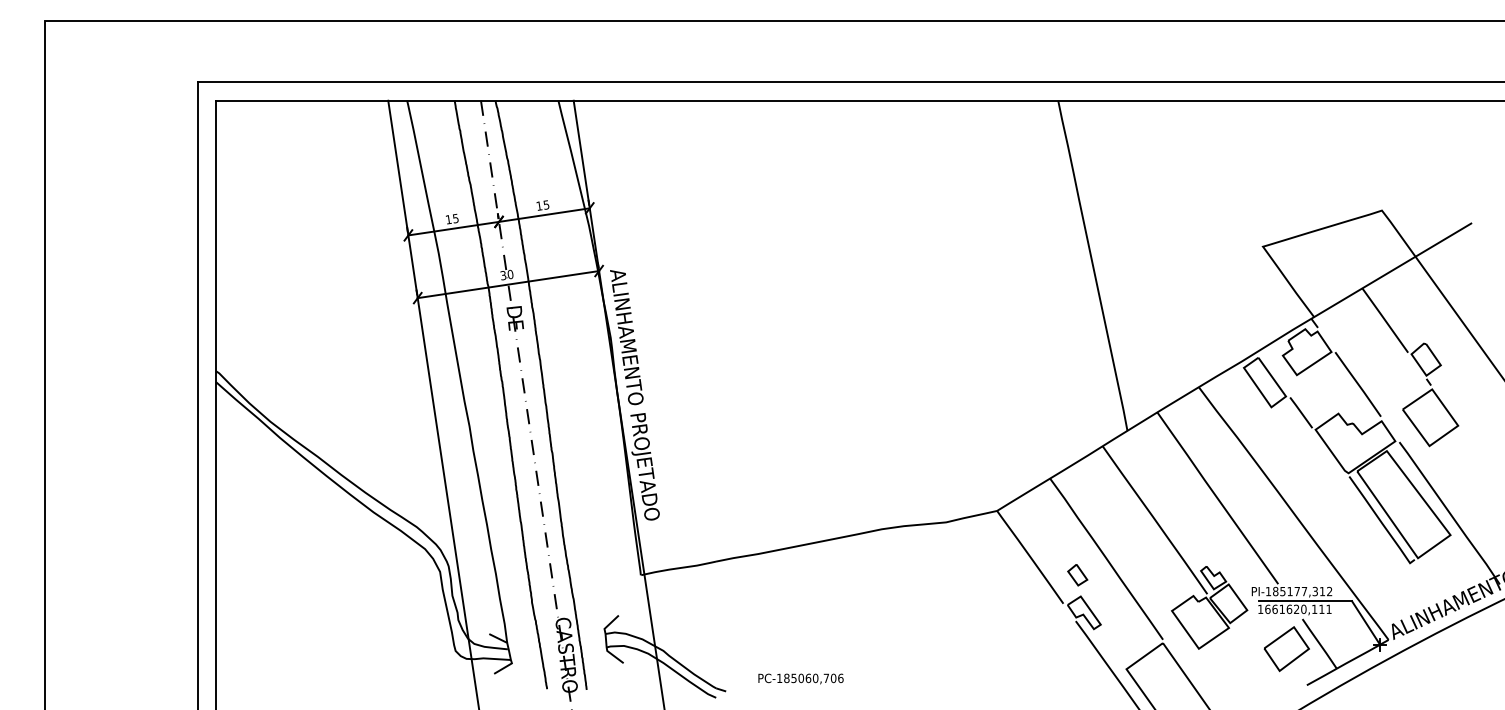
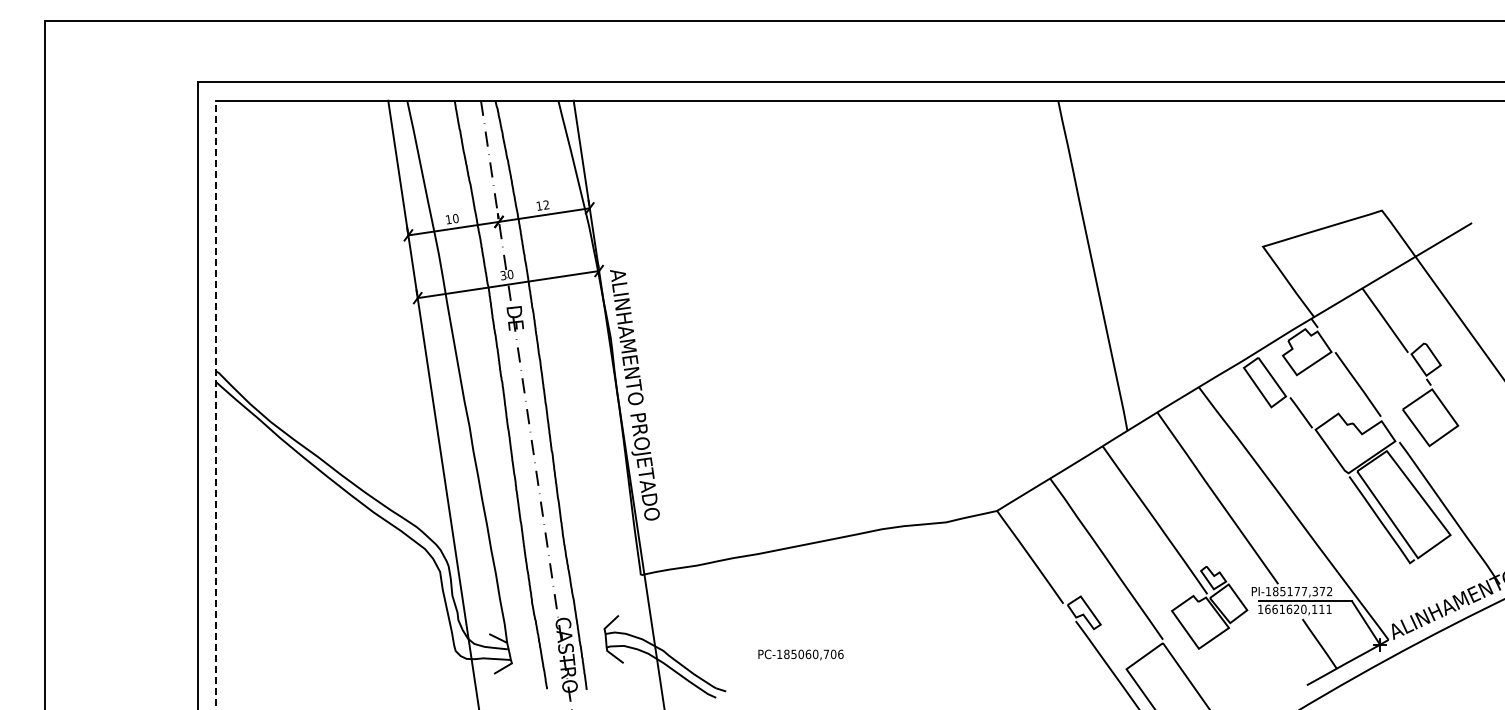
text: 15 -> 12 (546, 204)
text: 15 -> 10 (455, 218)
line: solid -> dashed (216, 404)
part: present -> none (1077, 575)
text: PI-185177,312 -> PI-185177,372 (1322, 591)
part: present -> none (1286, 649)
text position: (800, 678) -> (800, 654) (800, 654)
